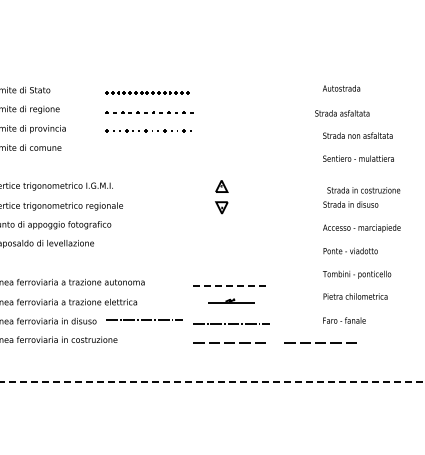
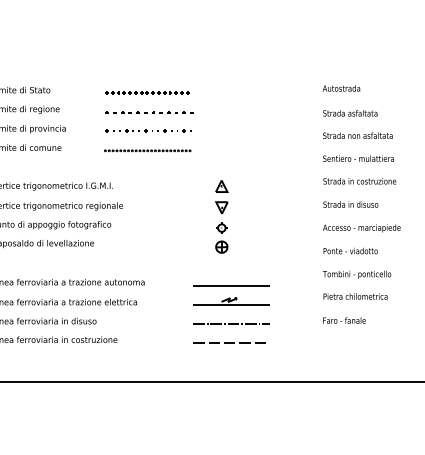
text position: (342, 113) -> (350, 113) (350, 113)
line: none -> present (147, 150)
text position: (363, 190) -> (359, 181) (359, 181)
part: none -> present (221, 237)
line: dashed -> solid (232, 285)
part size: 47x6 px -> 77x9 px (231, 301)
line: present -> none (144, 319)
line: present -> none (320, 342)
line: dashed -> solid (212, 381)
